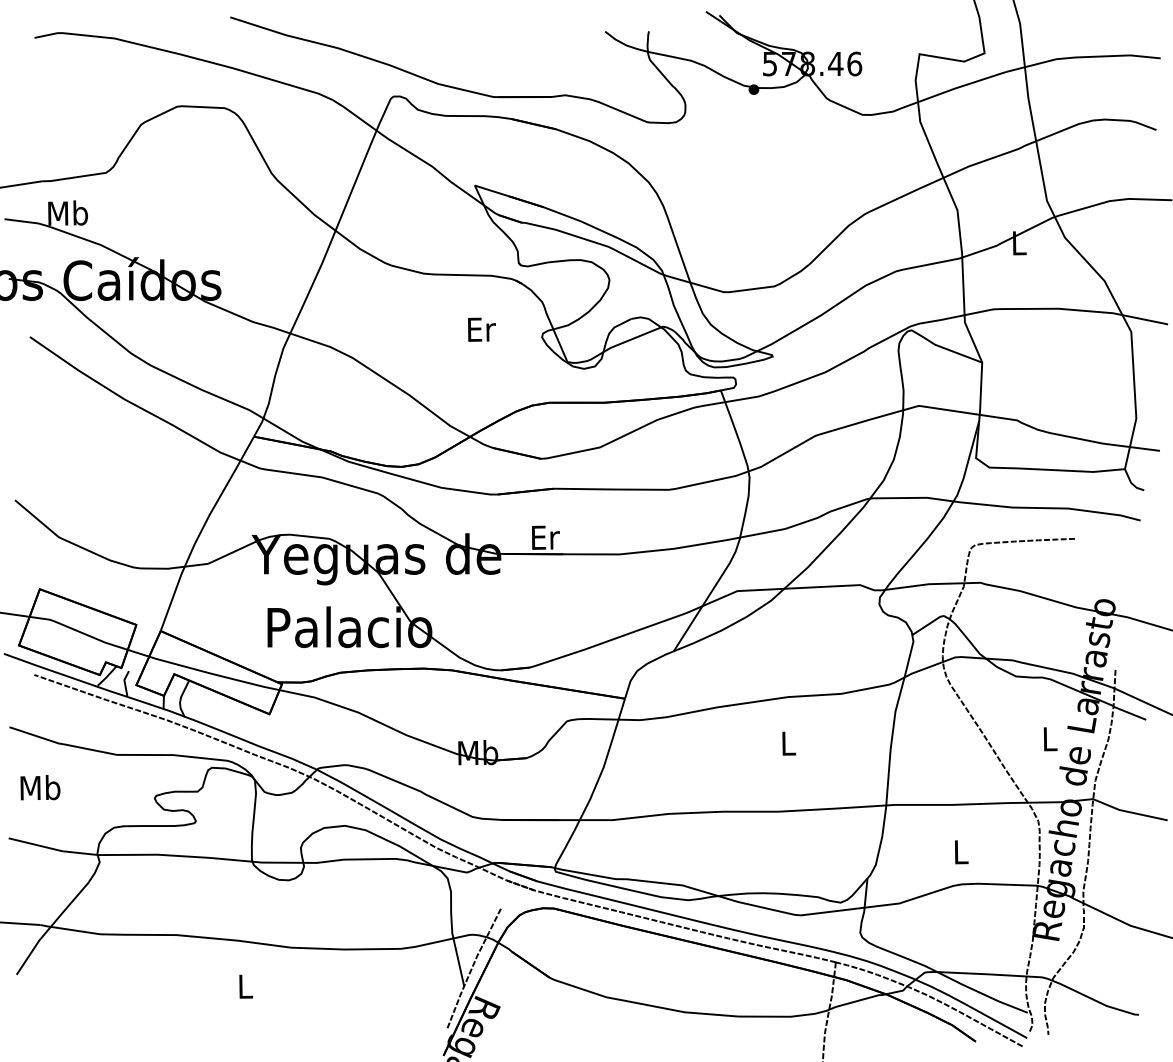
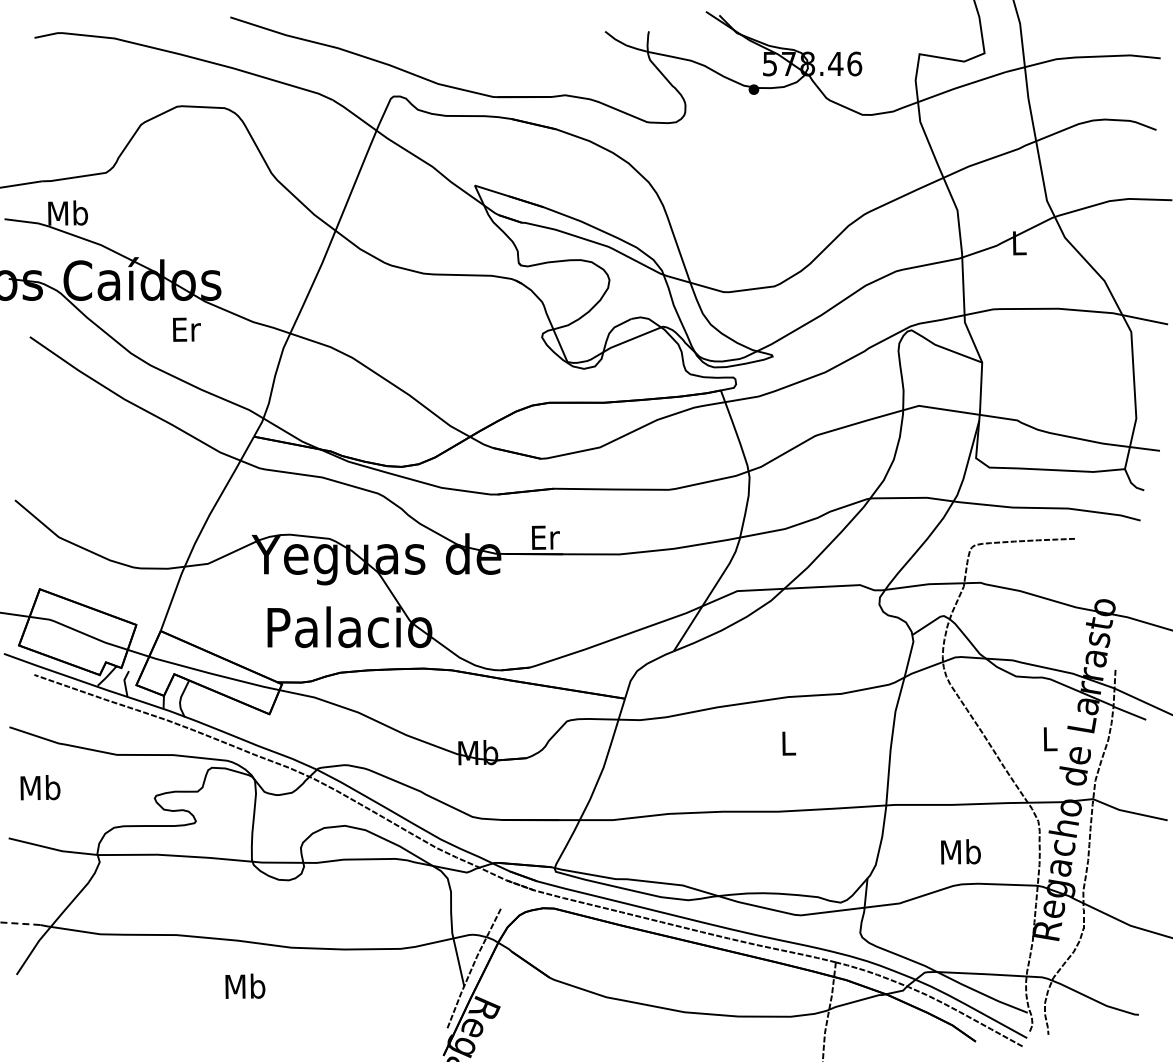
text position: (481, 329) -> (186, 329) (186, 329)
text: L -> Mb (960, 851)
line: solid -> dashed (20, 923)
text: L -> Mb (245, 985)
